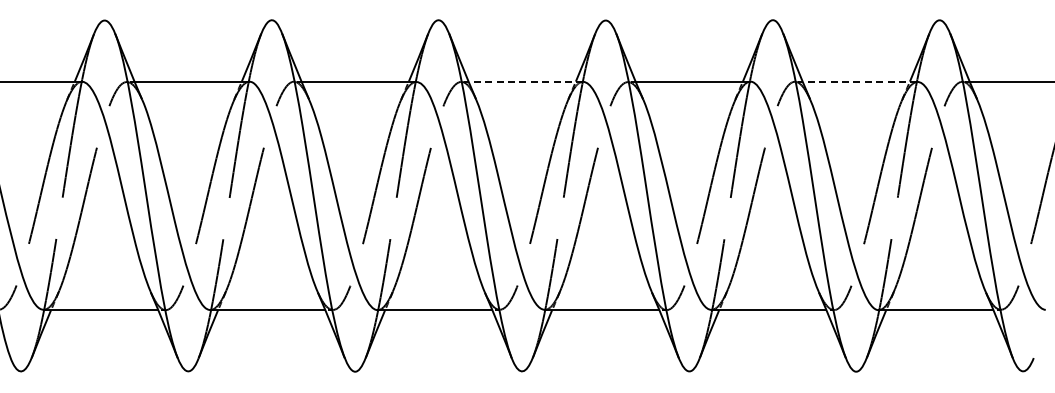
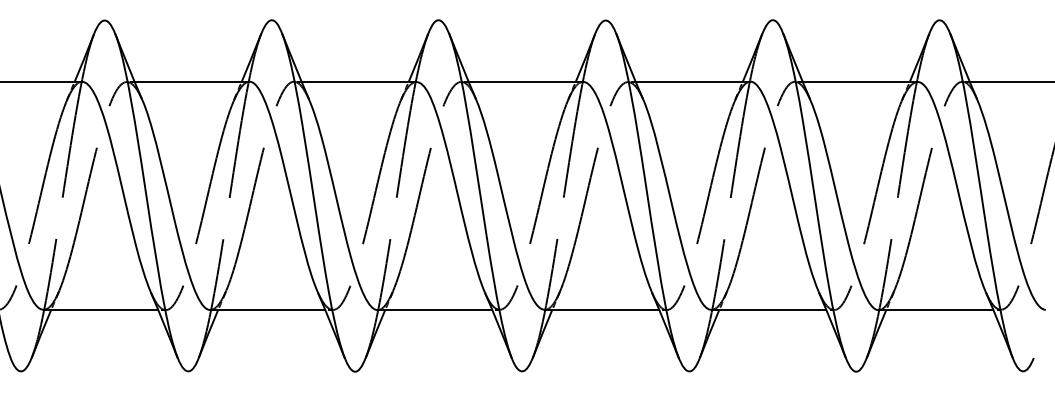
line: dashed -> solid (525, 81)
line: dashed -> solid (859, 81)
